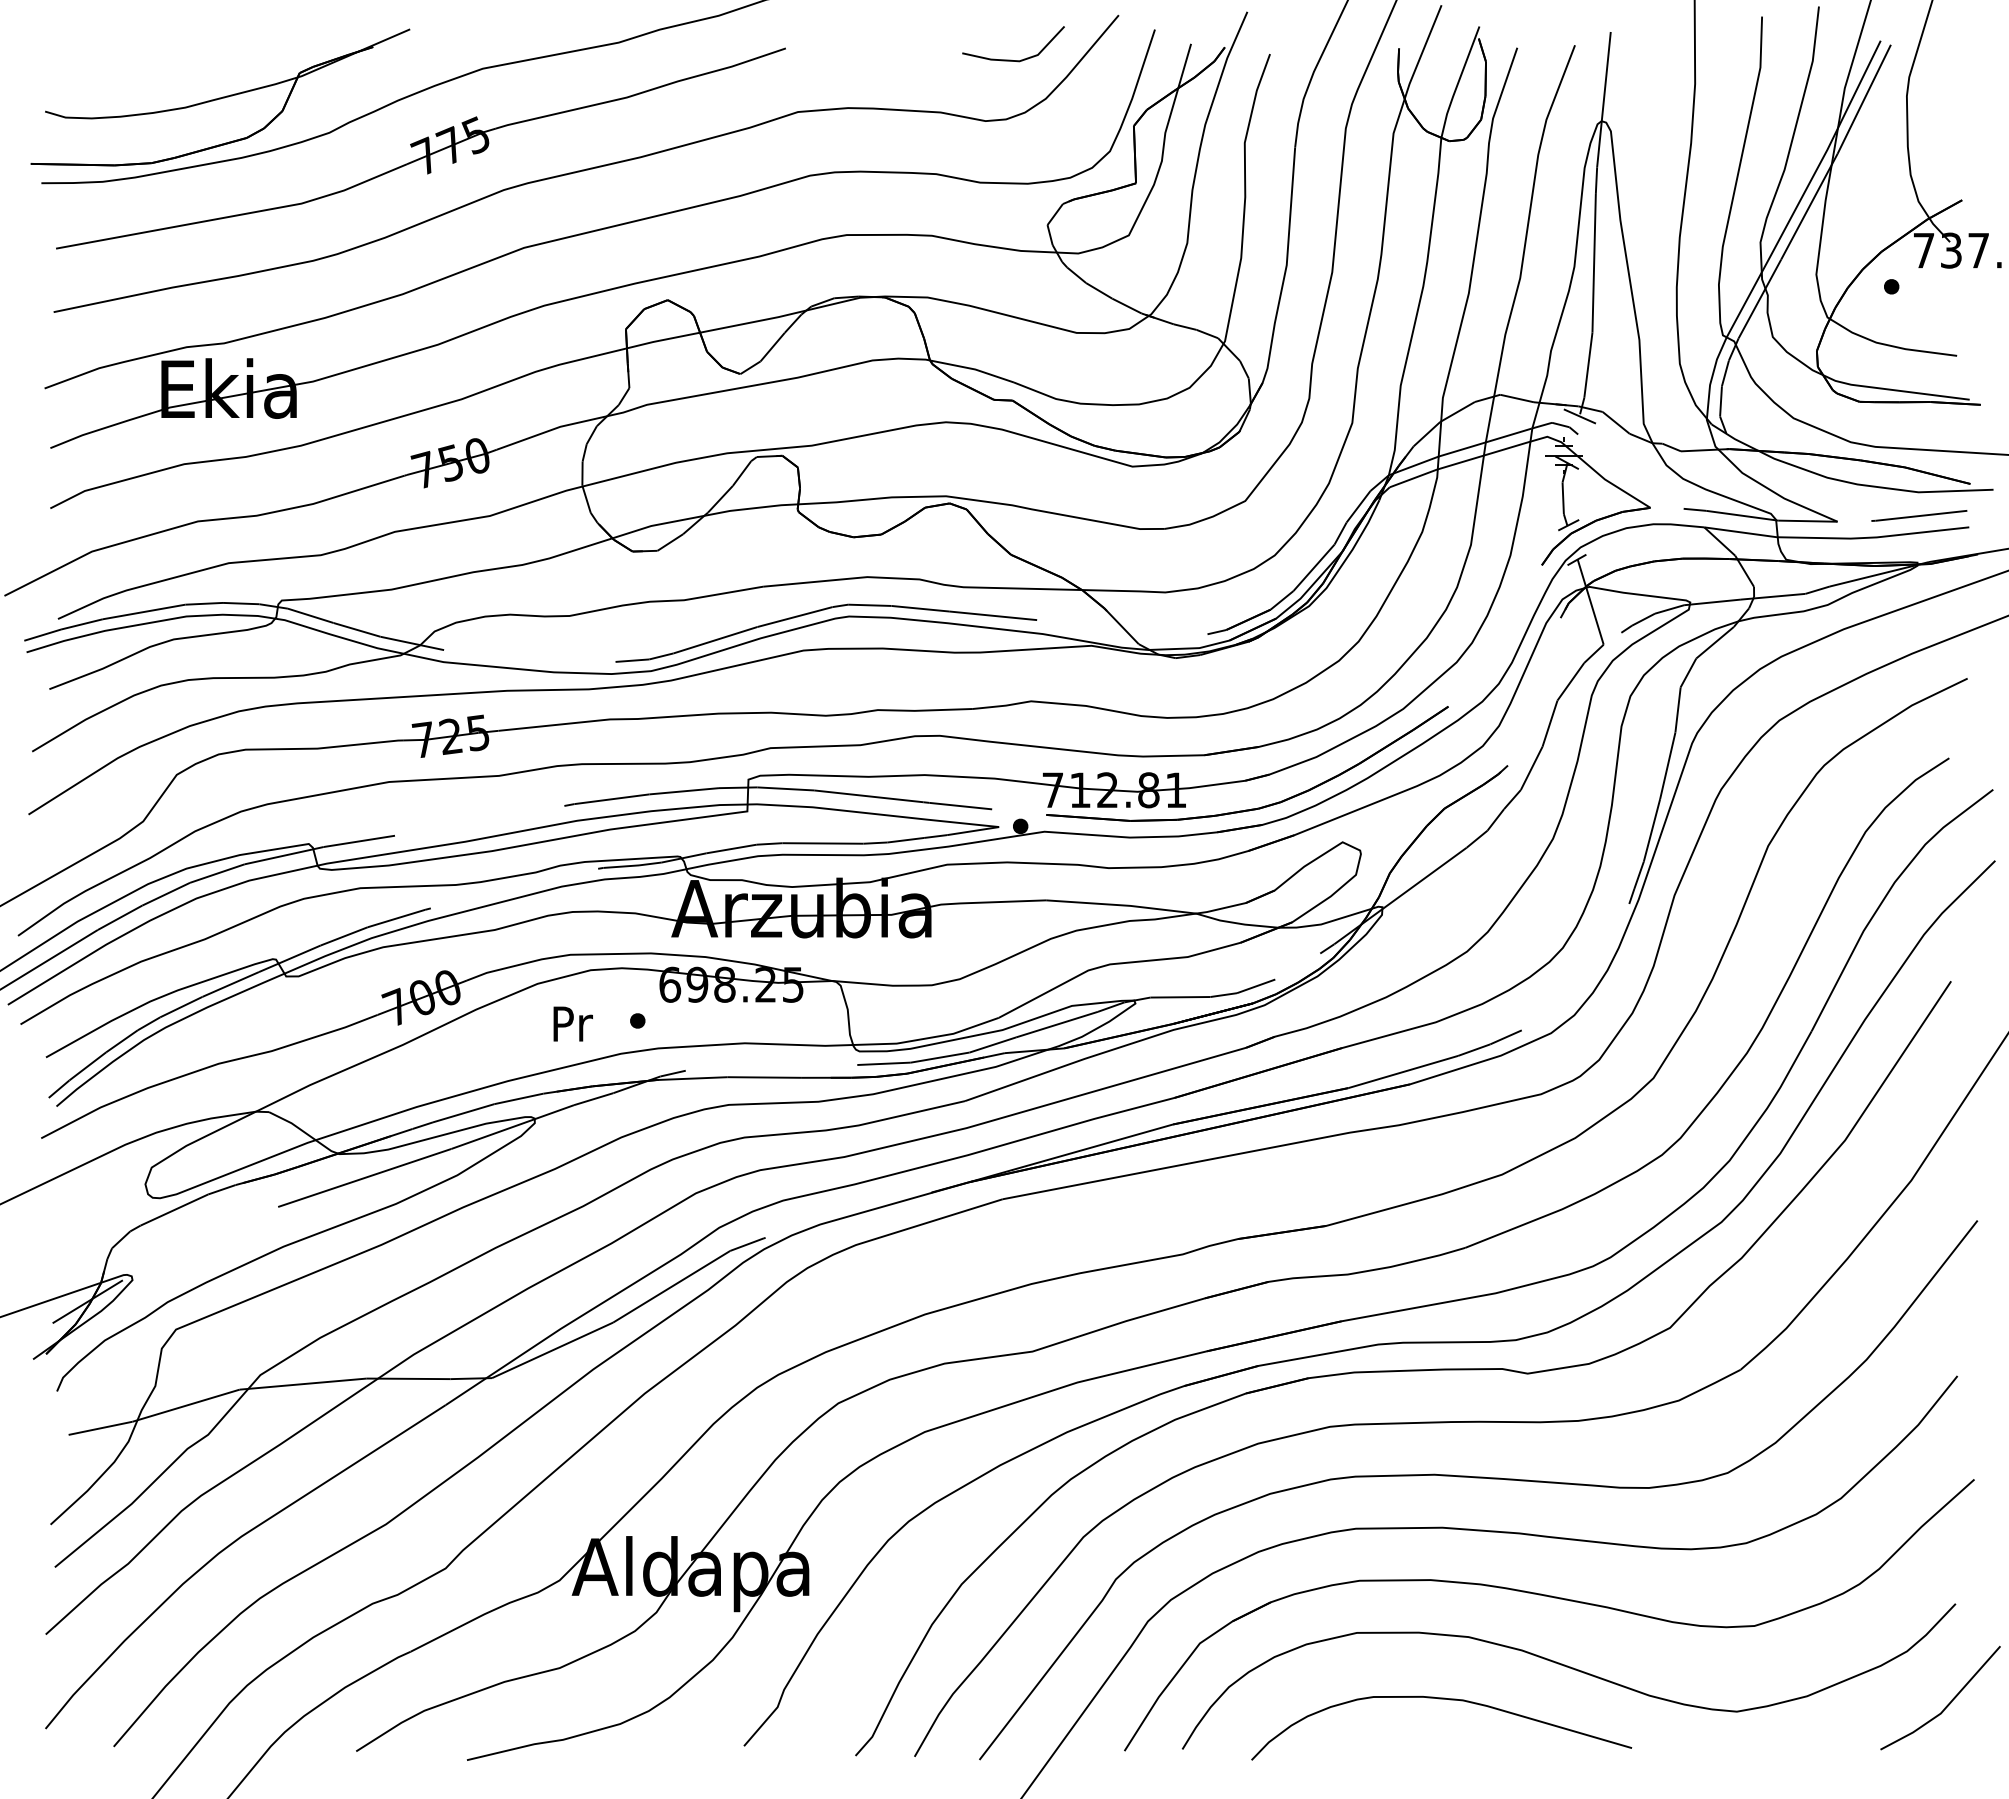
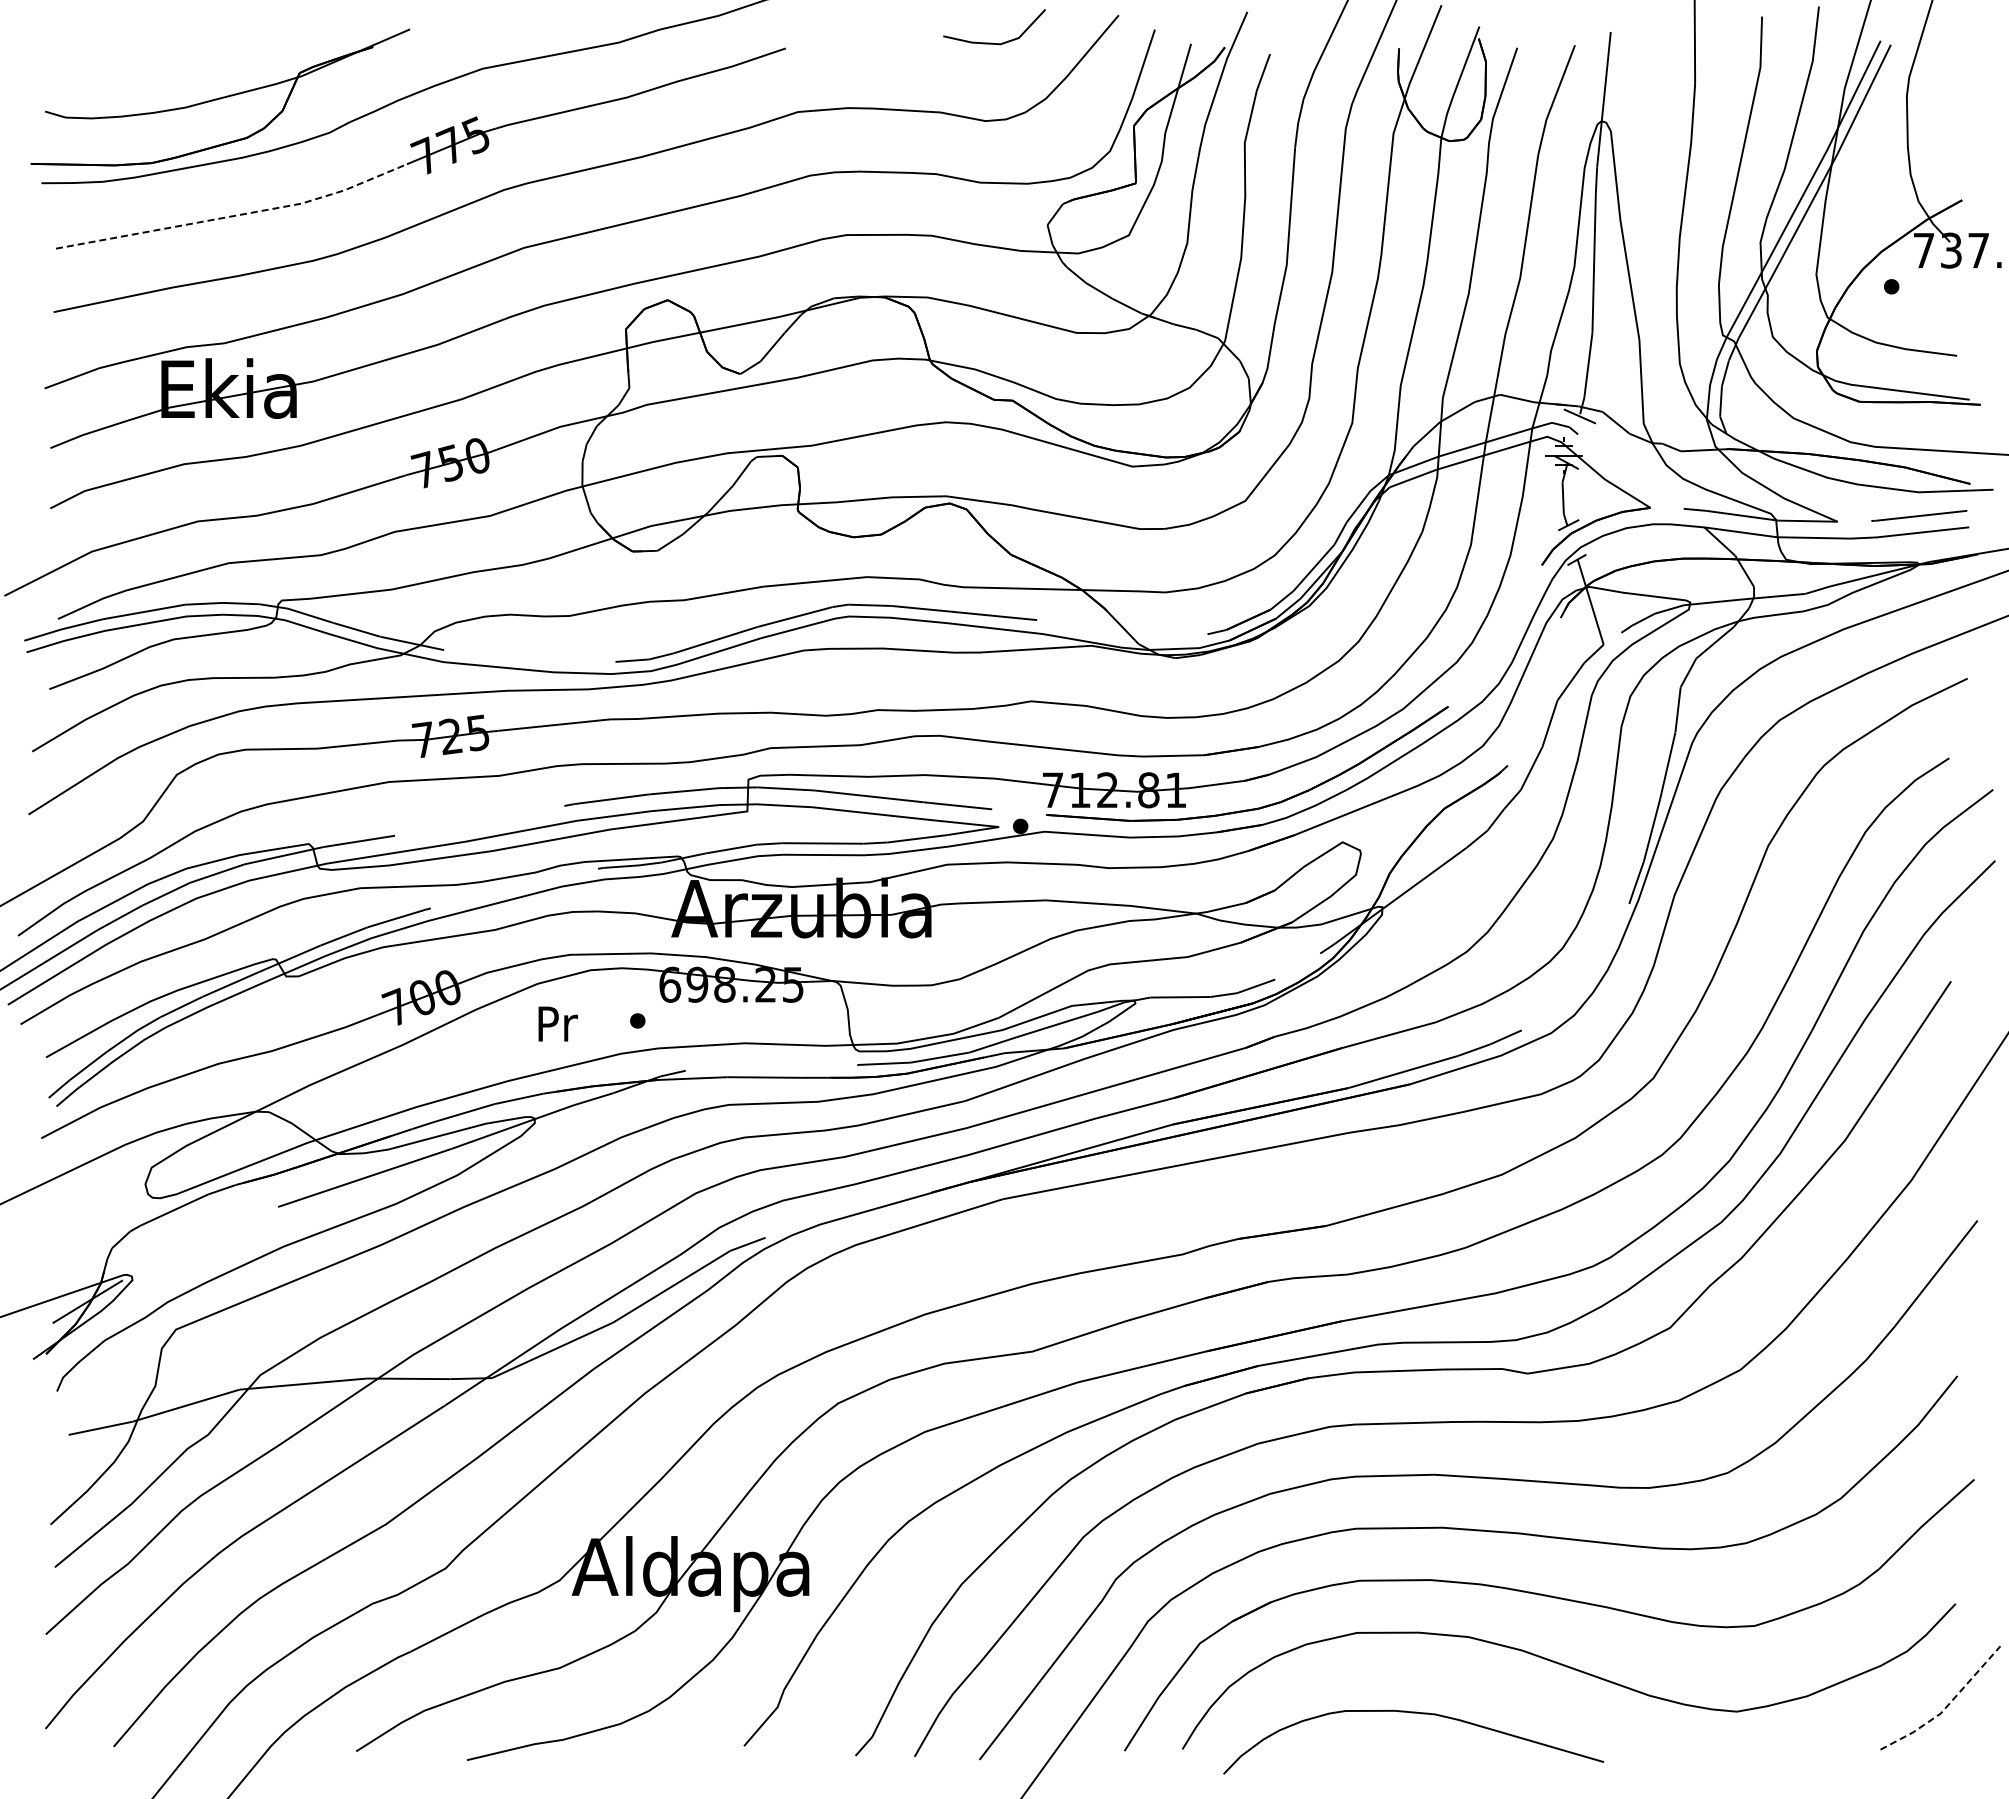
line position: (1011, 59) -> (992, 42) (992, 42)
line: solid -> dashed (235, 215)
text position: (572, 1023) -> (557, 1023) (557, 1023)
curve position: (1441, 1699) -> (1413, 1713) (1413, 1713)
line: solid -> dashed (1946, 1706)
